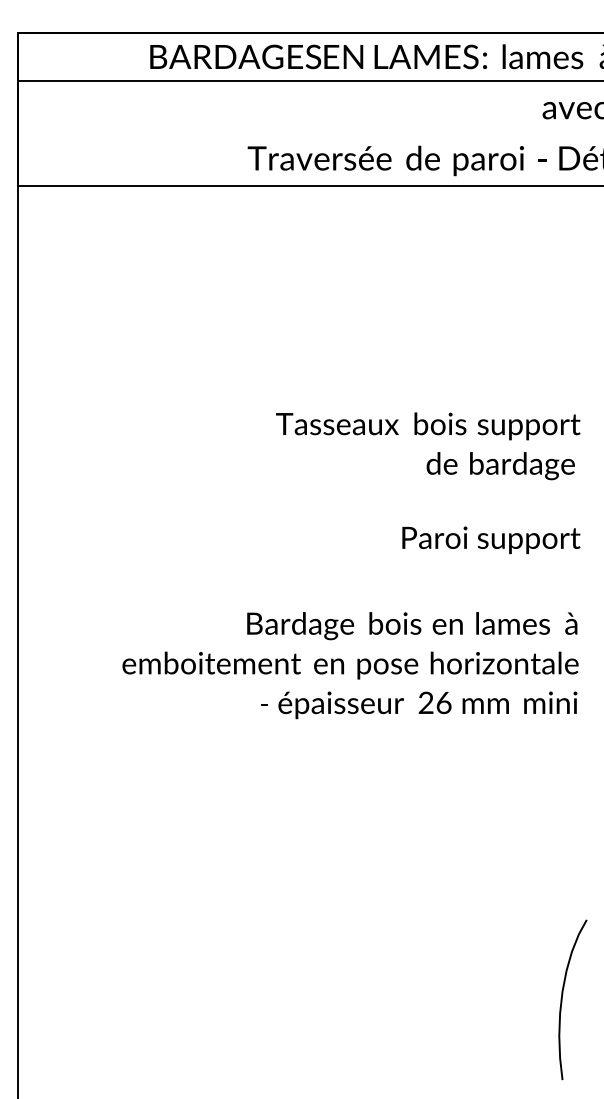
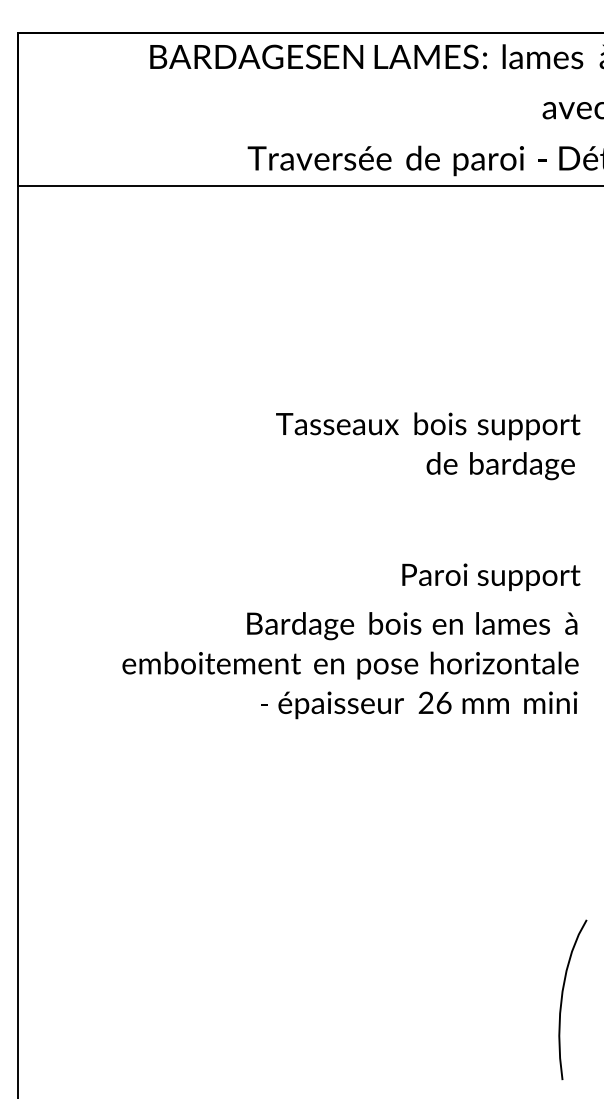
line: present -> none (308, 80)
text position: (491, 540) -> (491, 577) (491, 577)
